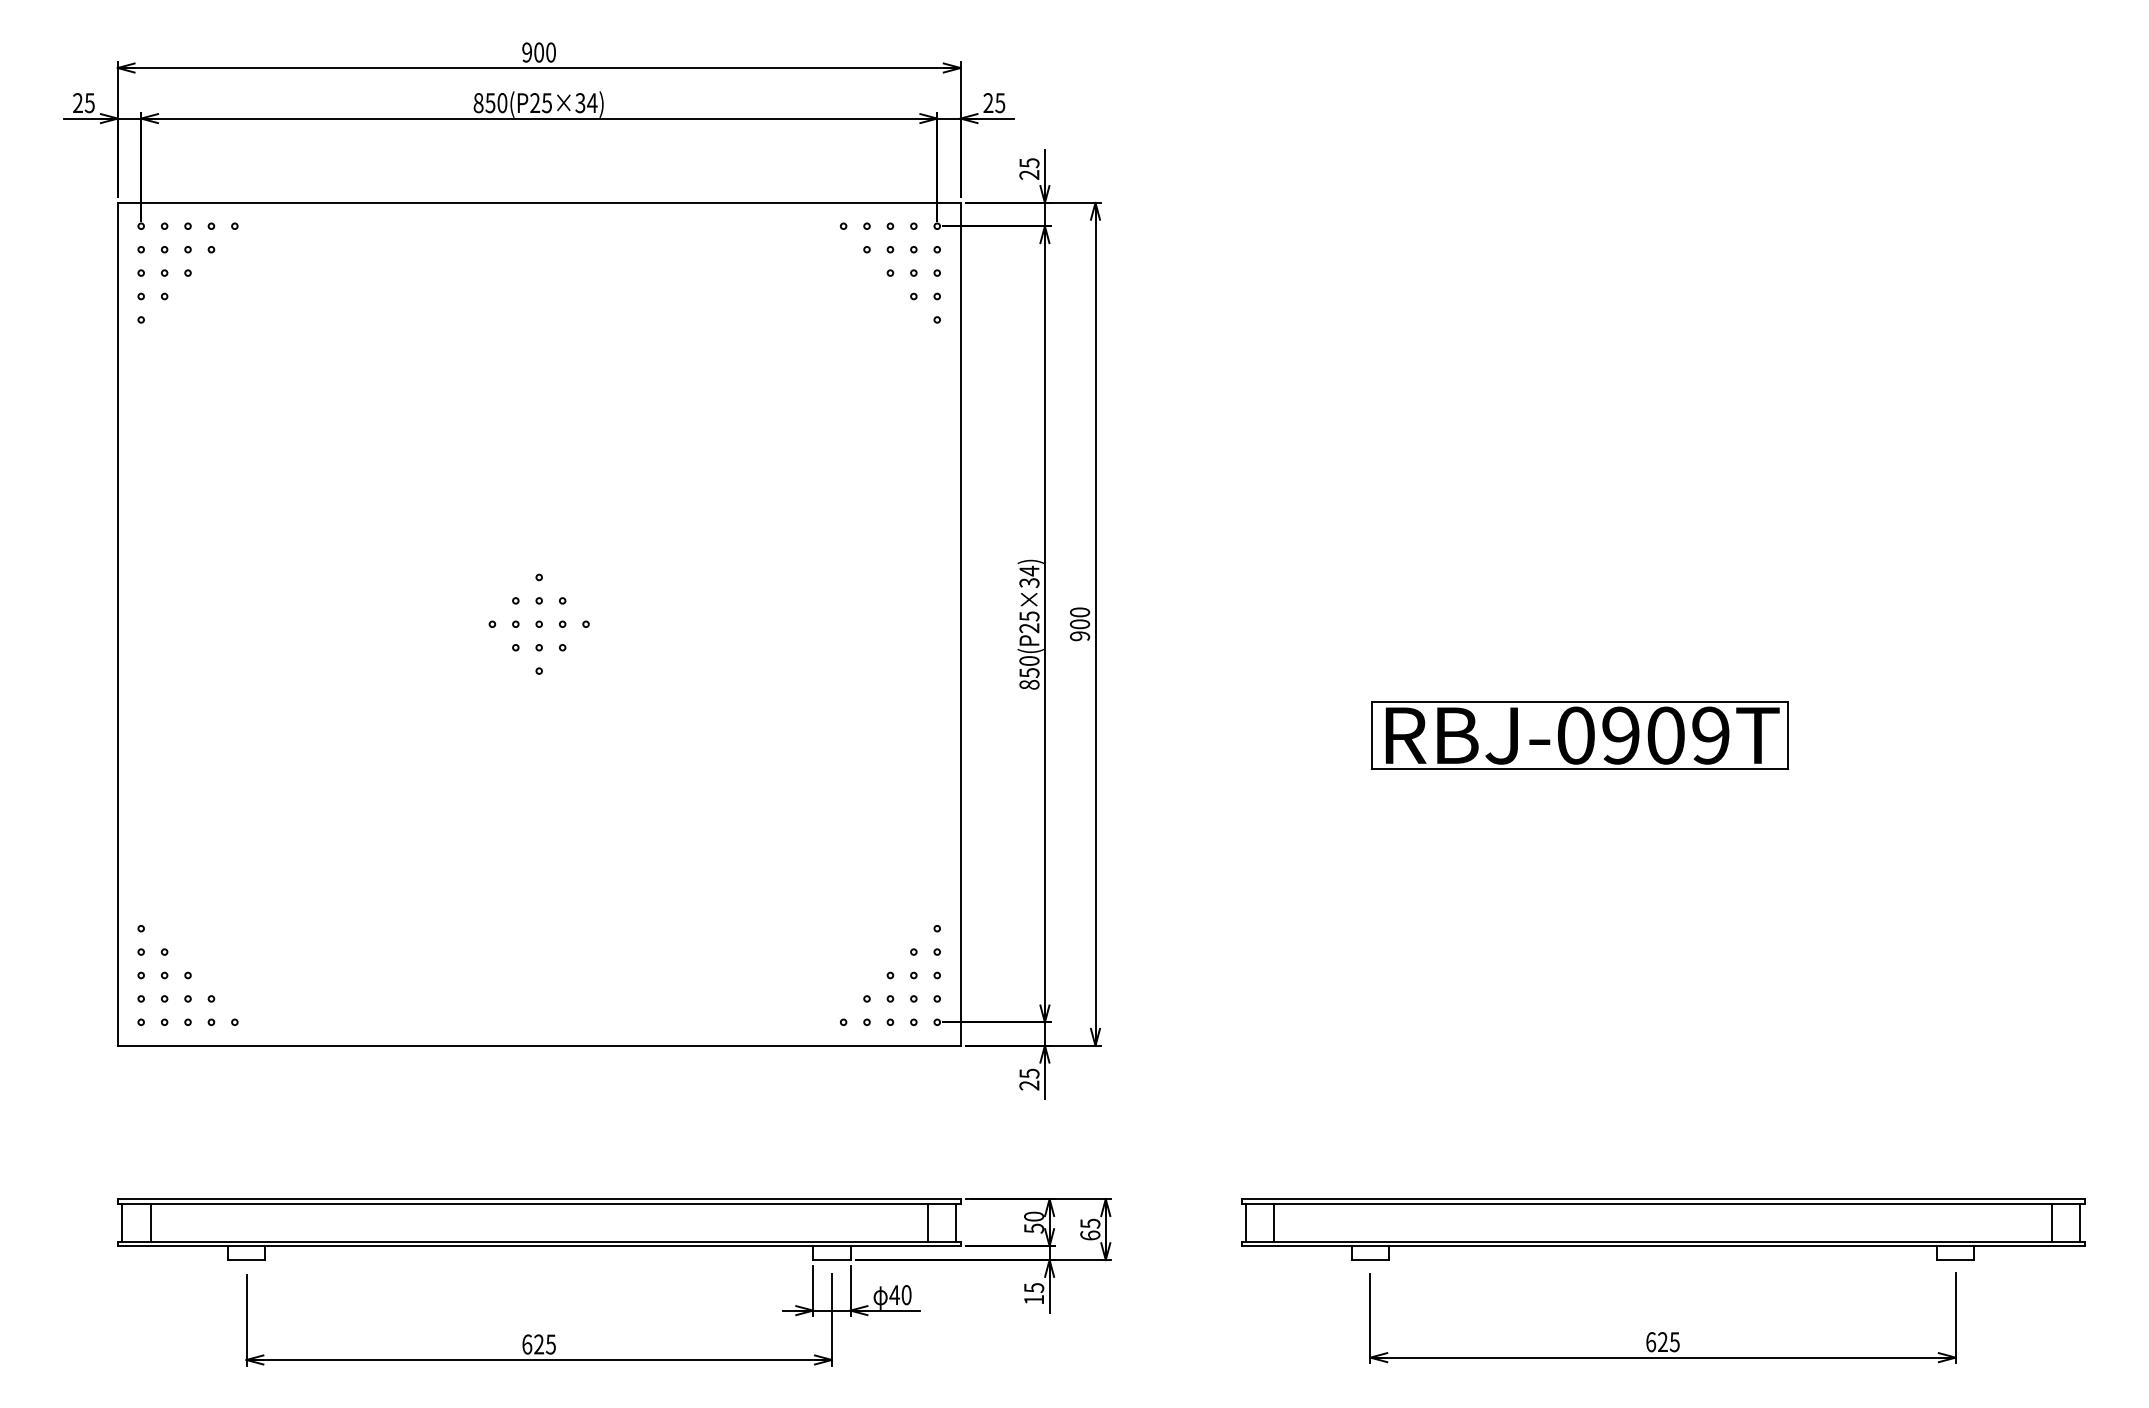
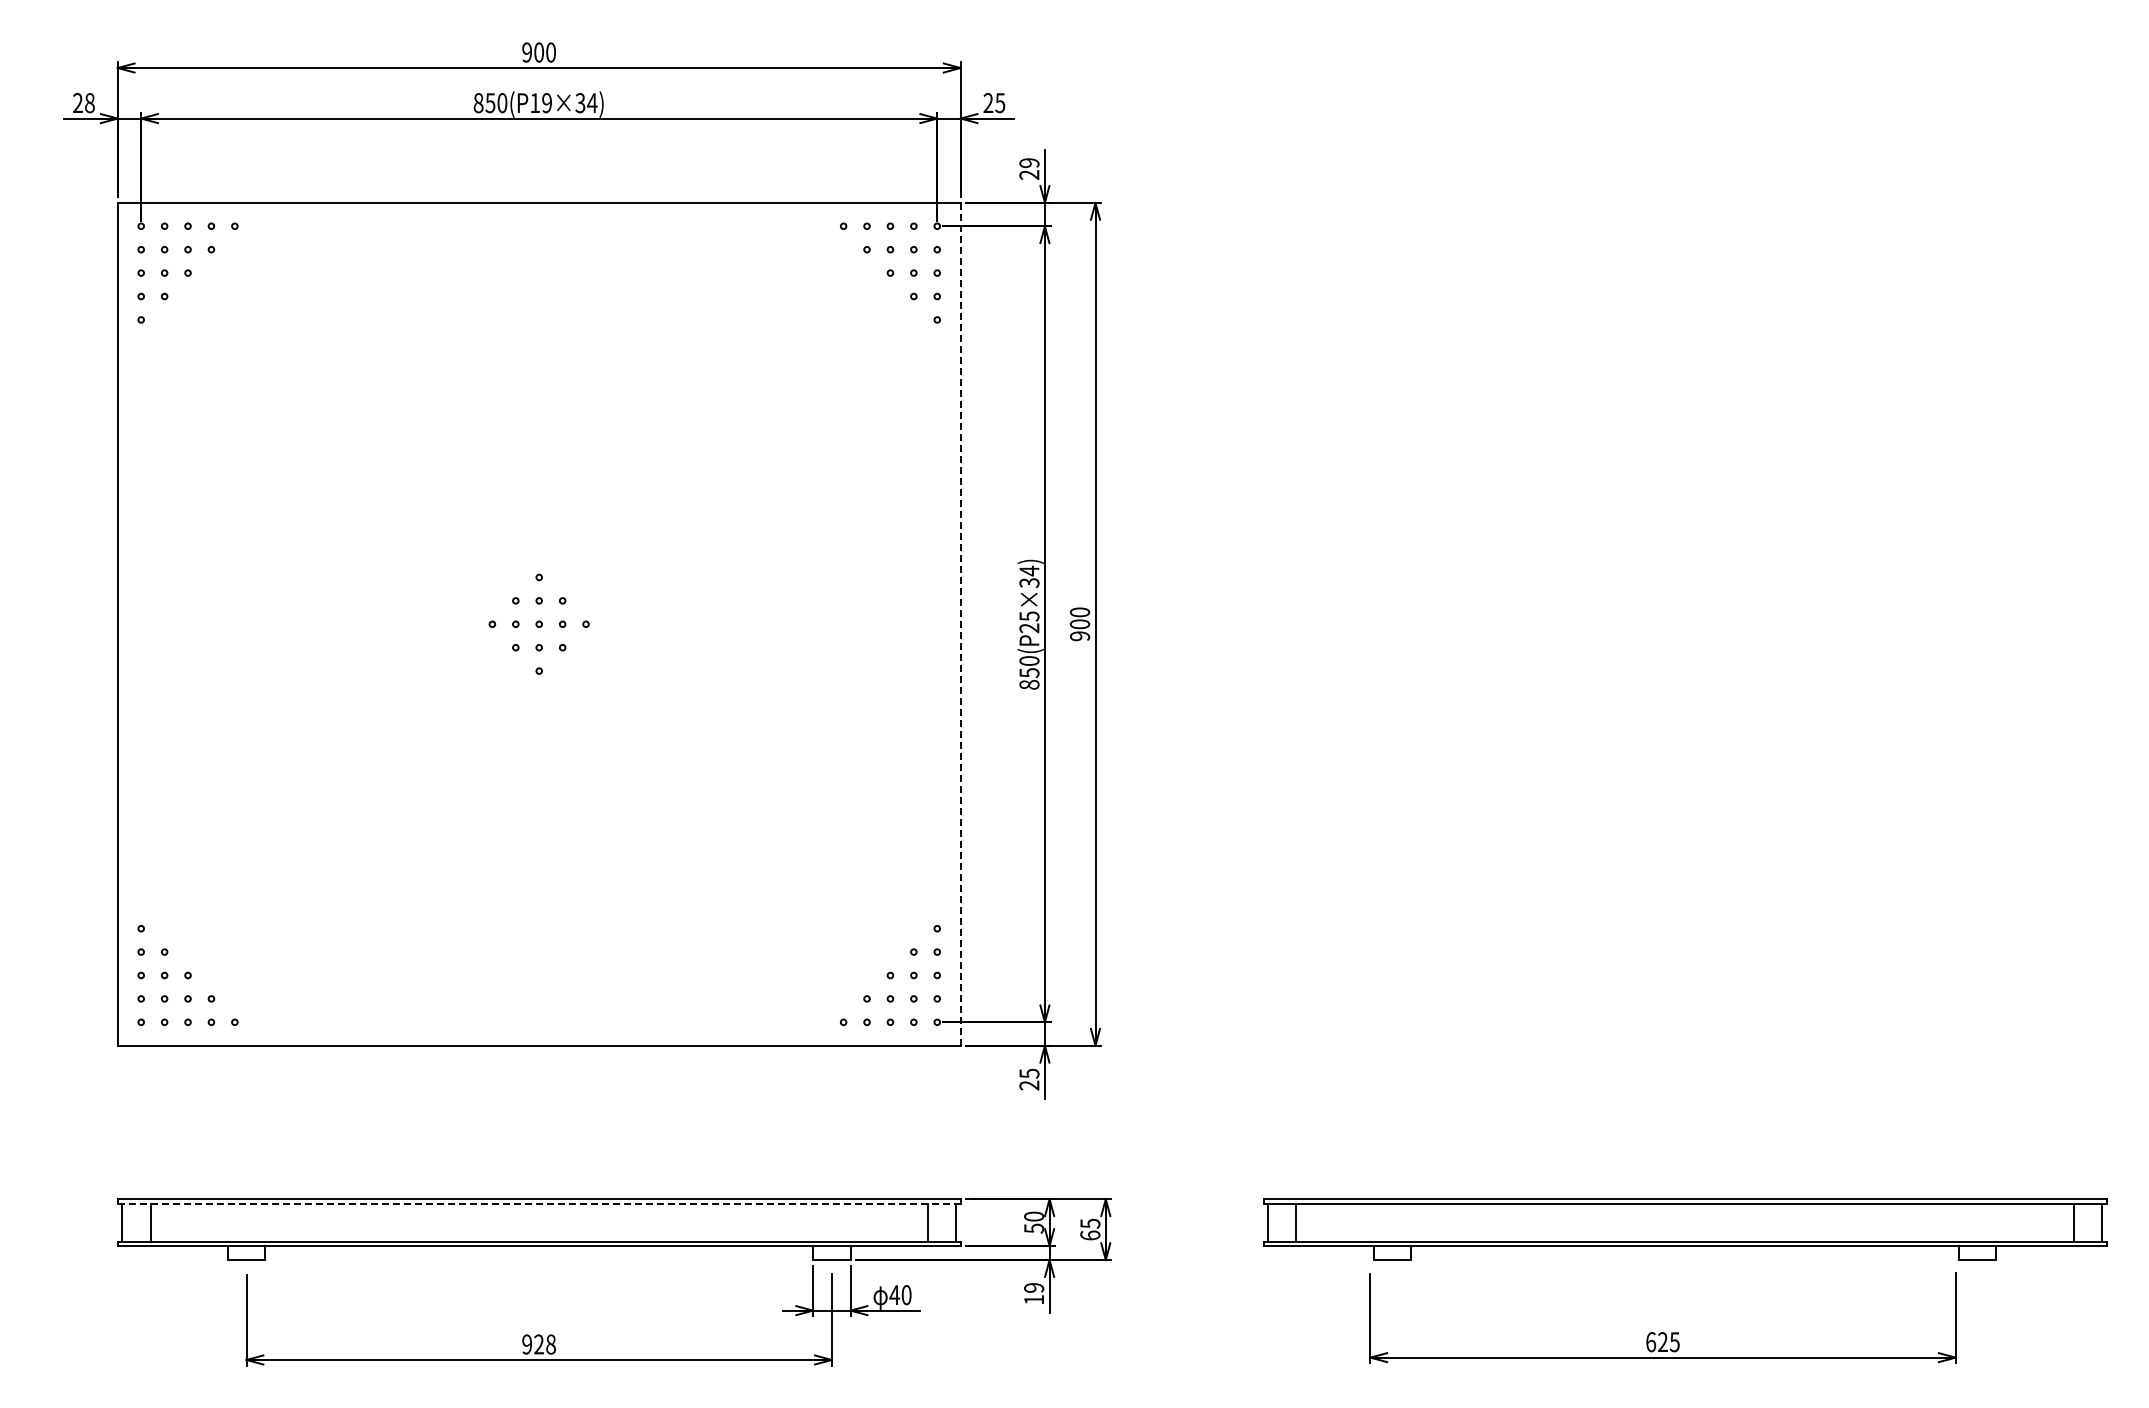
text: 25 -> 28 (89, 103)
text: 850(P25×34) -> 850(P19×34) (540, 103)
text: 25 -> 29 (1029, 163)
line: solid -> dashed (960, 623)
part: present -> none (1579, 735)
line: solid -> dashed (539, 1203)
part position: (1663, 1229) -> (1685, 1229) (1685, 1229)
text: 15 -> 19 (1034, 1288)
text: 625 -> 928 (538, 1344)
